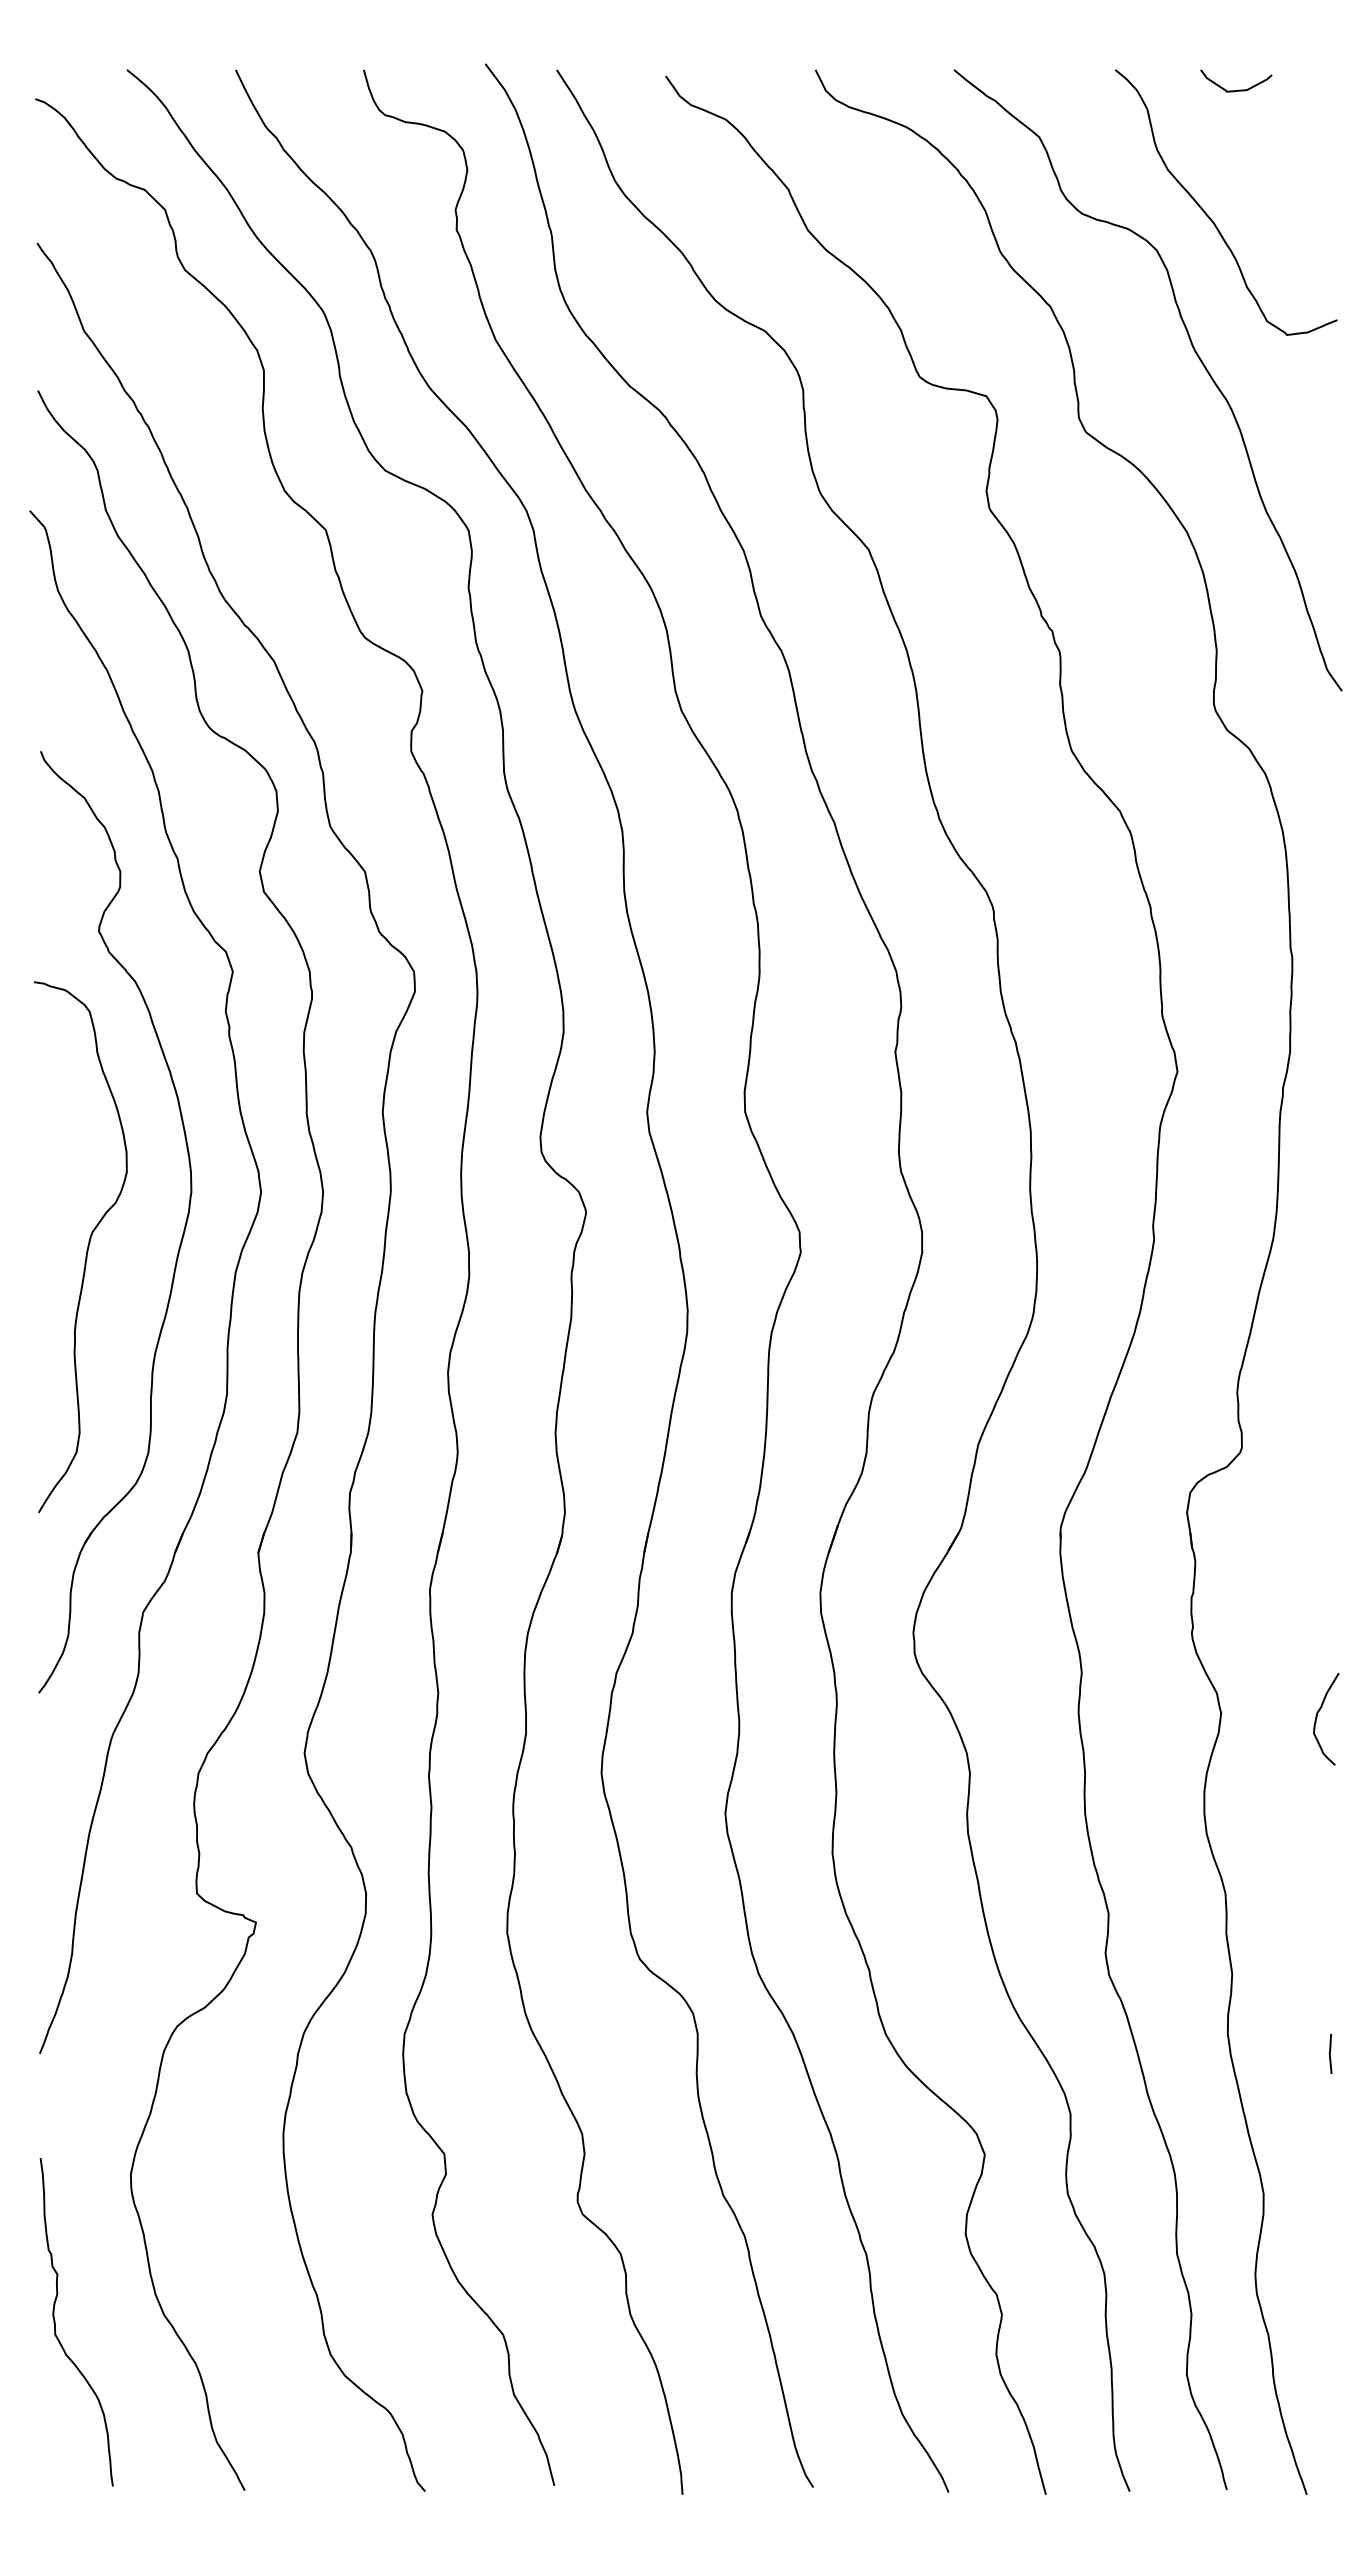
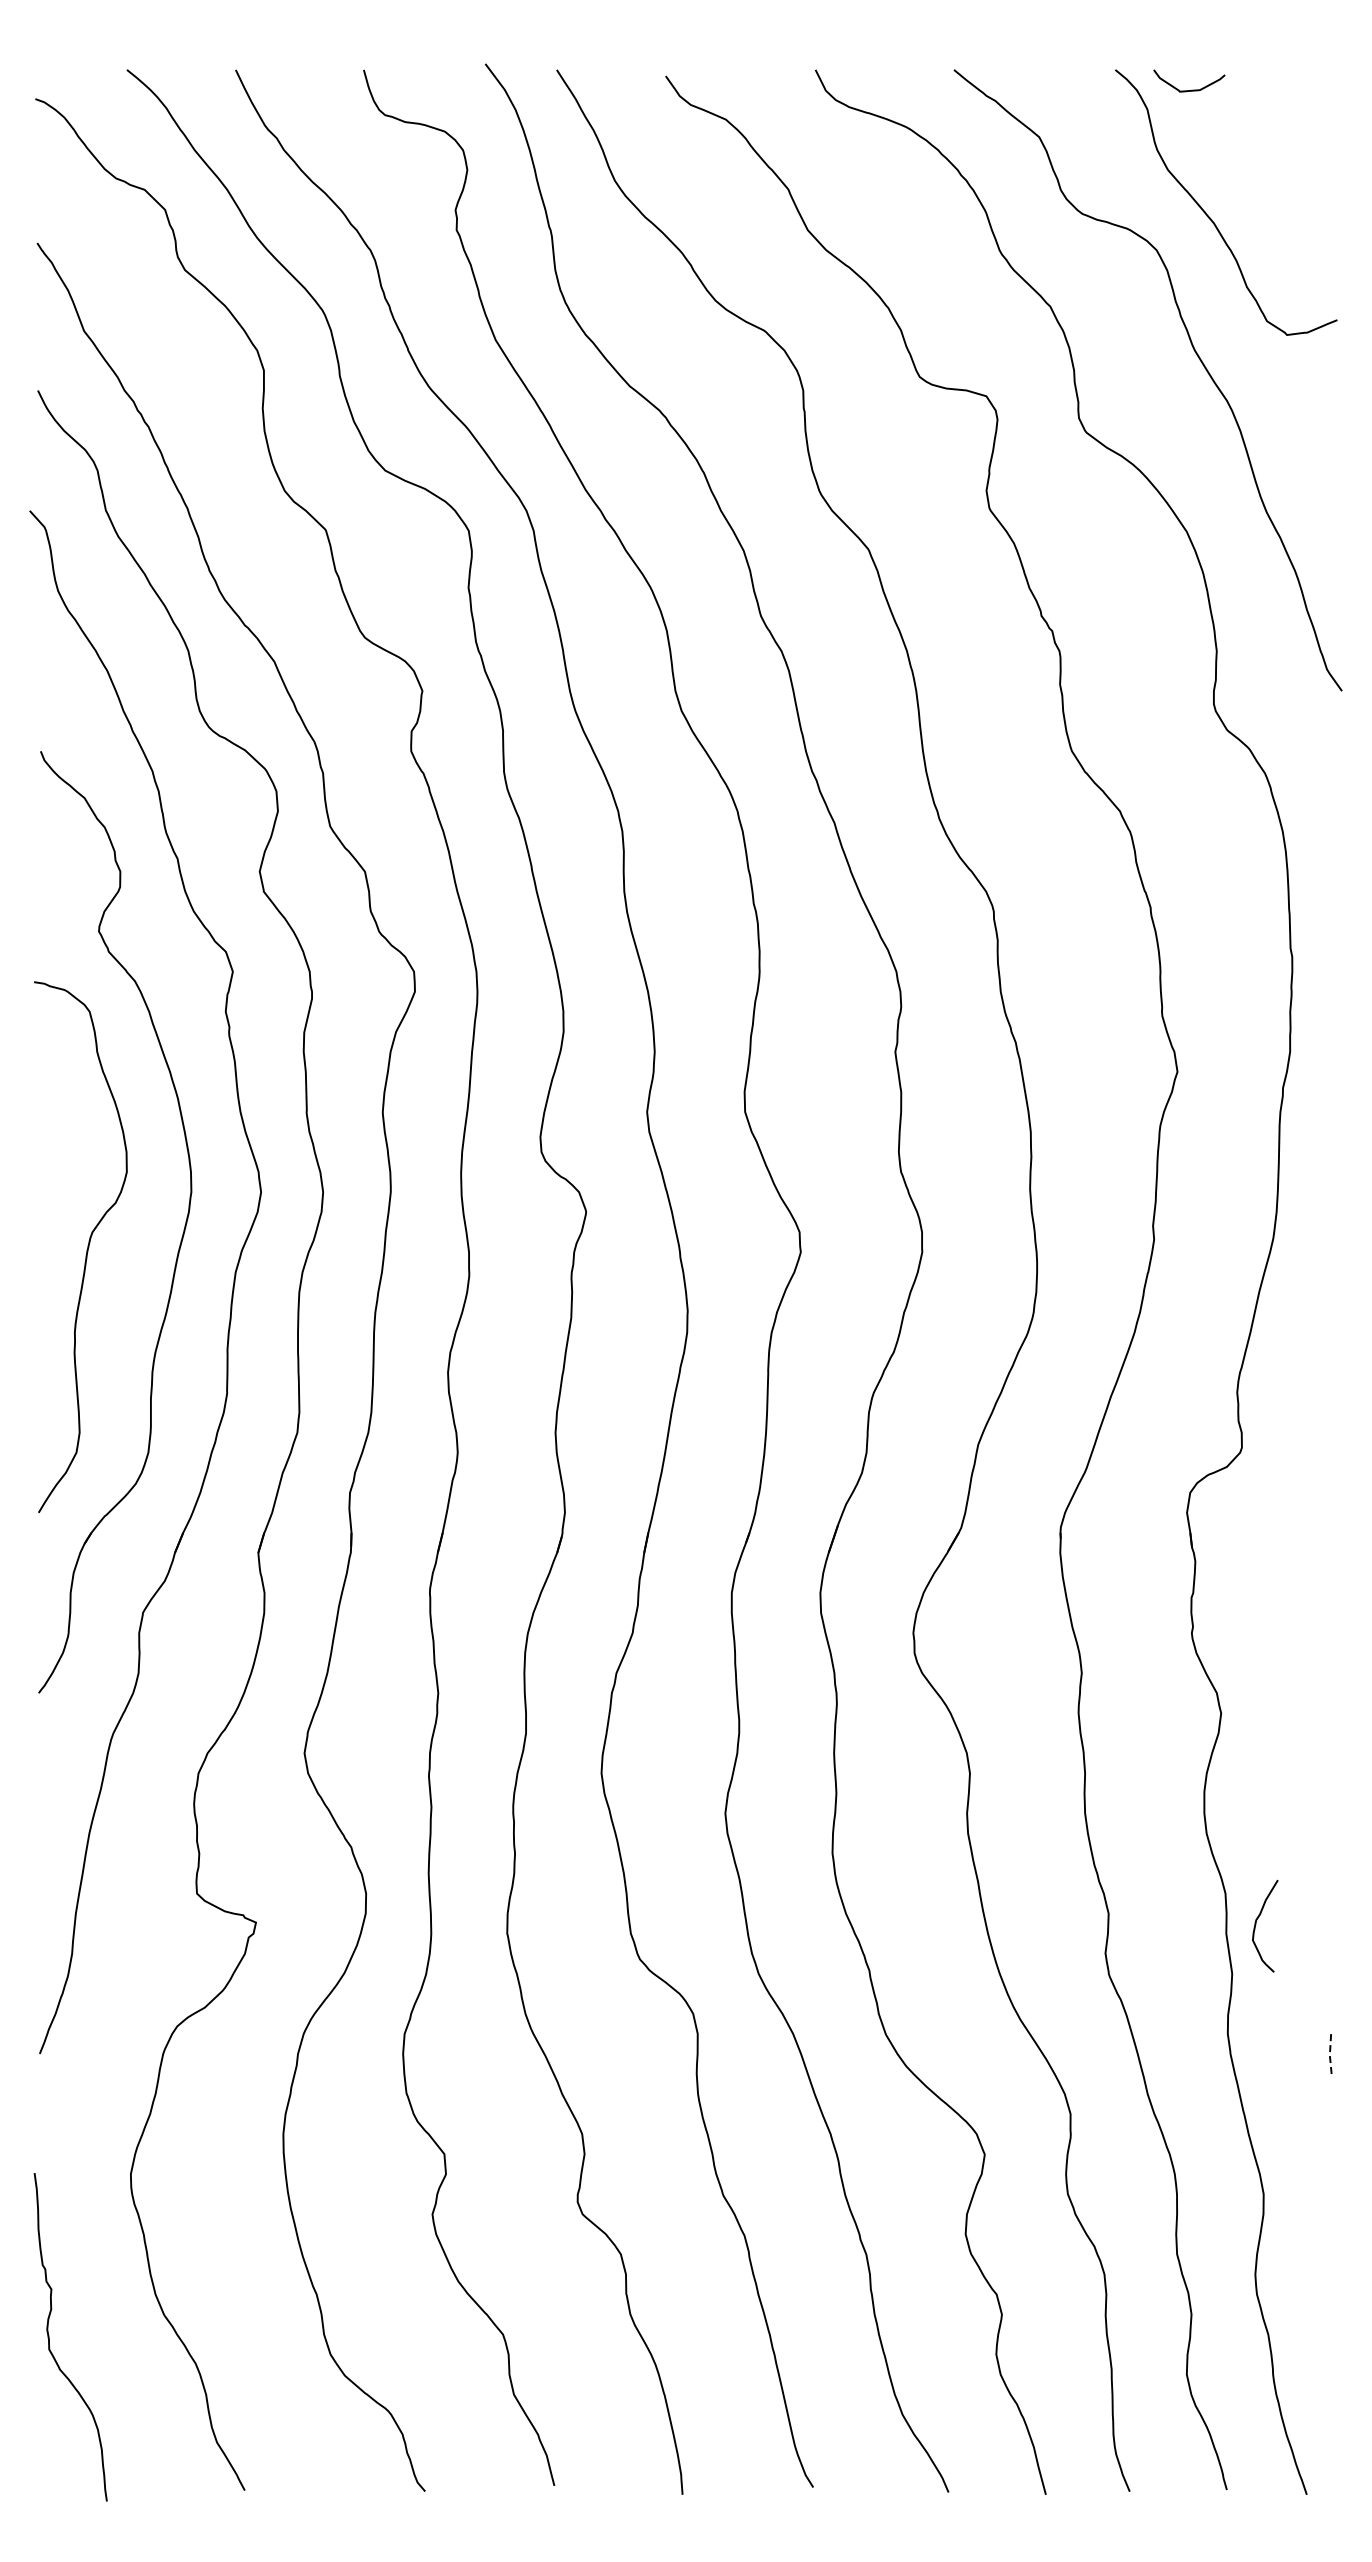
curve position: (1238, 89) -> (1191, 89) (1191, 89)
curve position: (1317, 1718) -> (1256, 1925) (1256, 1925)
line: solid -> dashed (1329, 2053)
curve position: (55, 2322) -> (49, 2337) (49, 2337)
